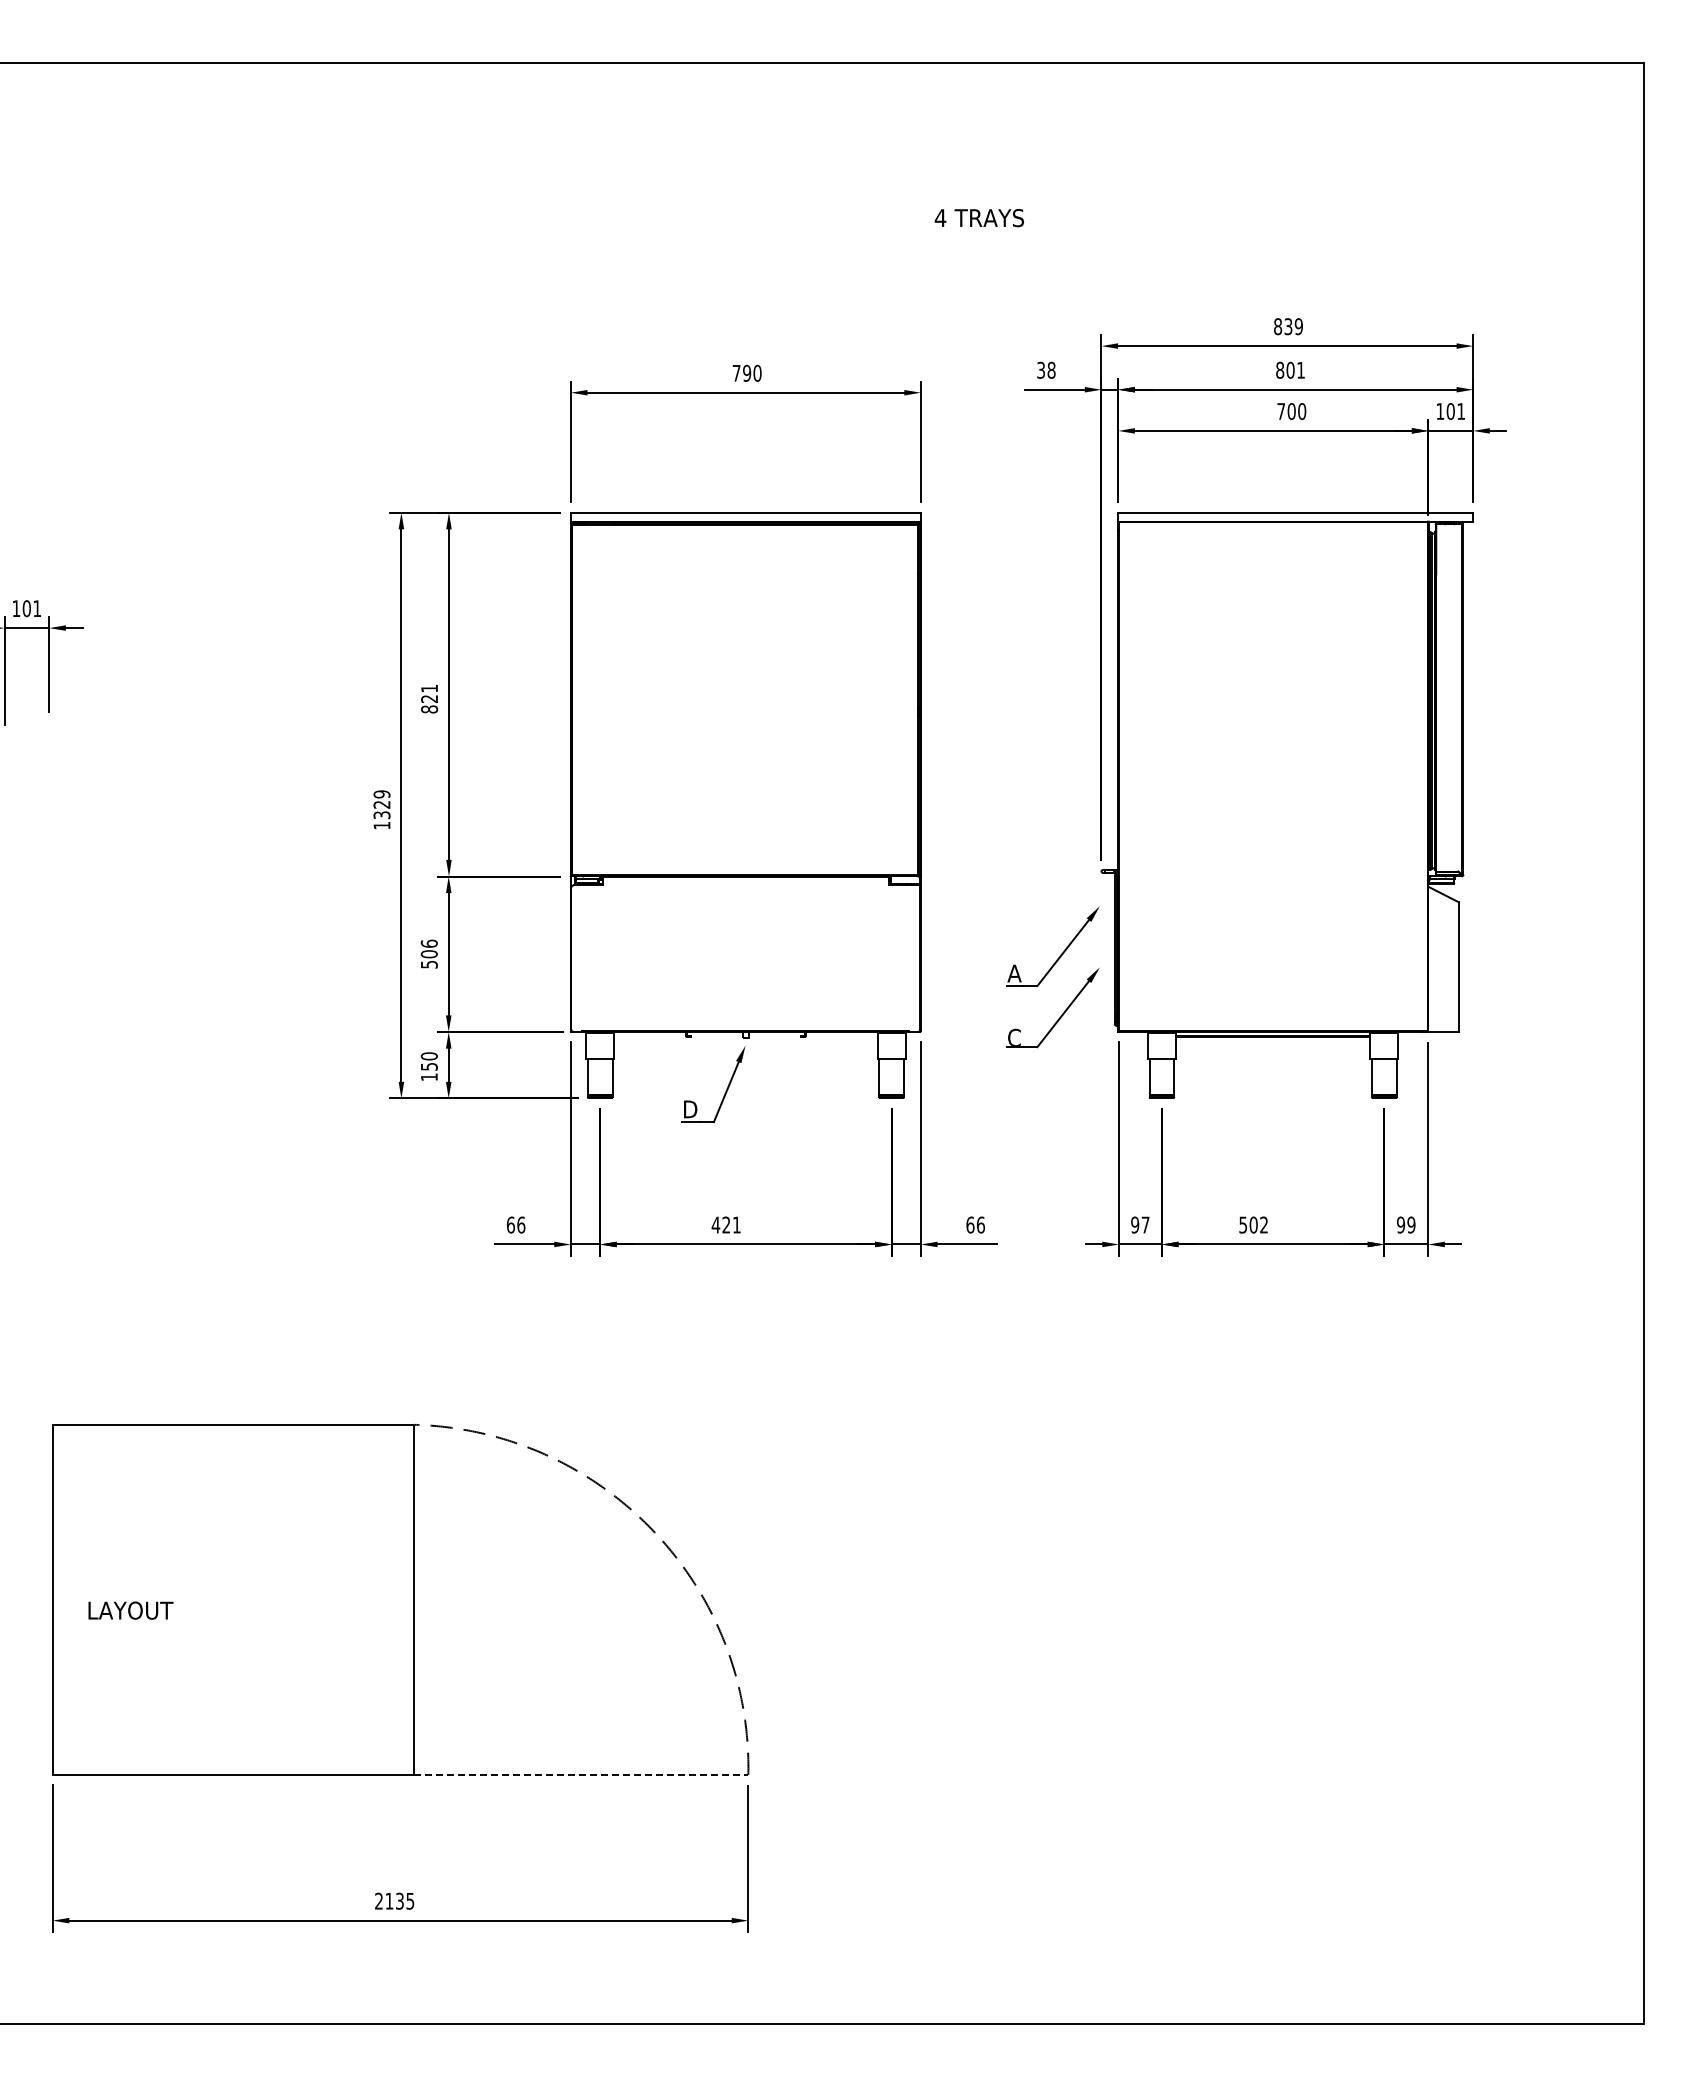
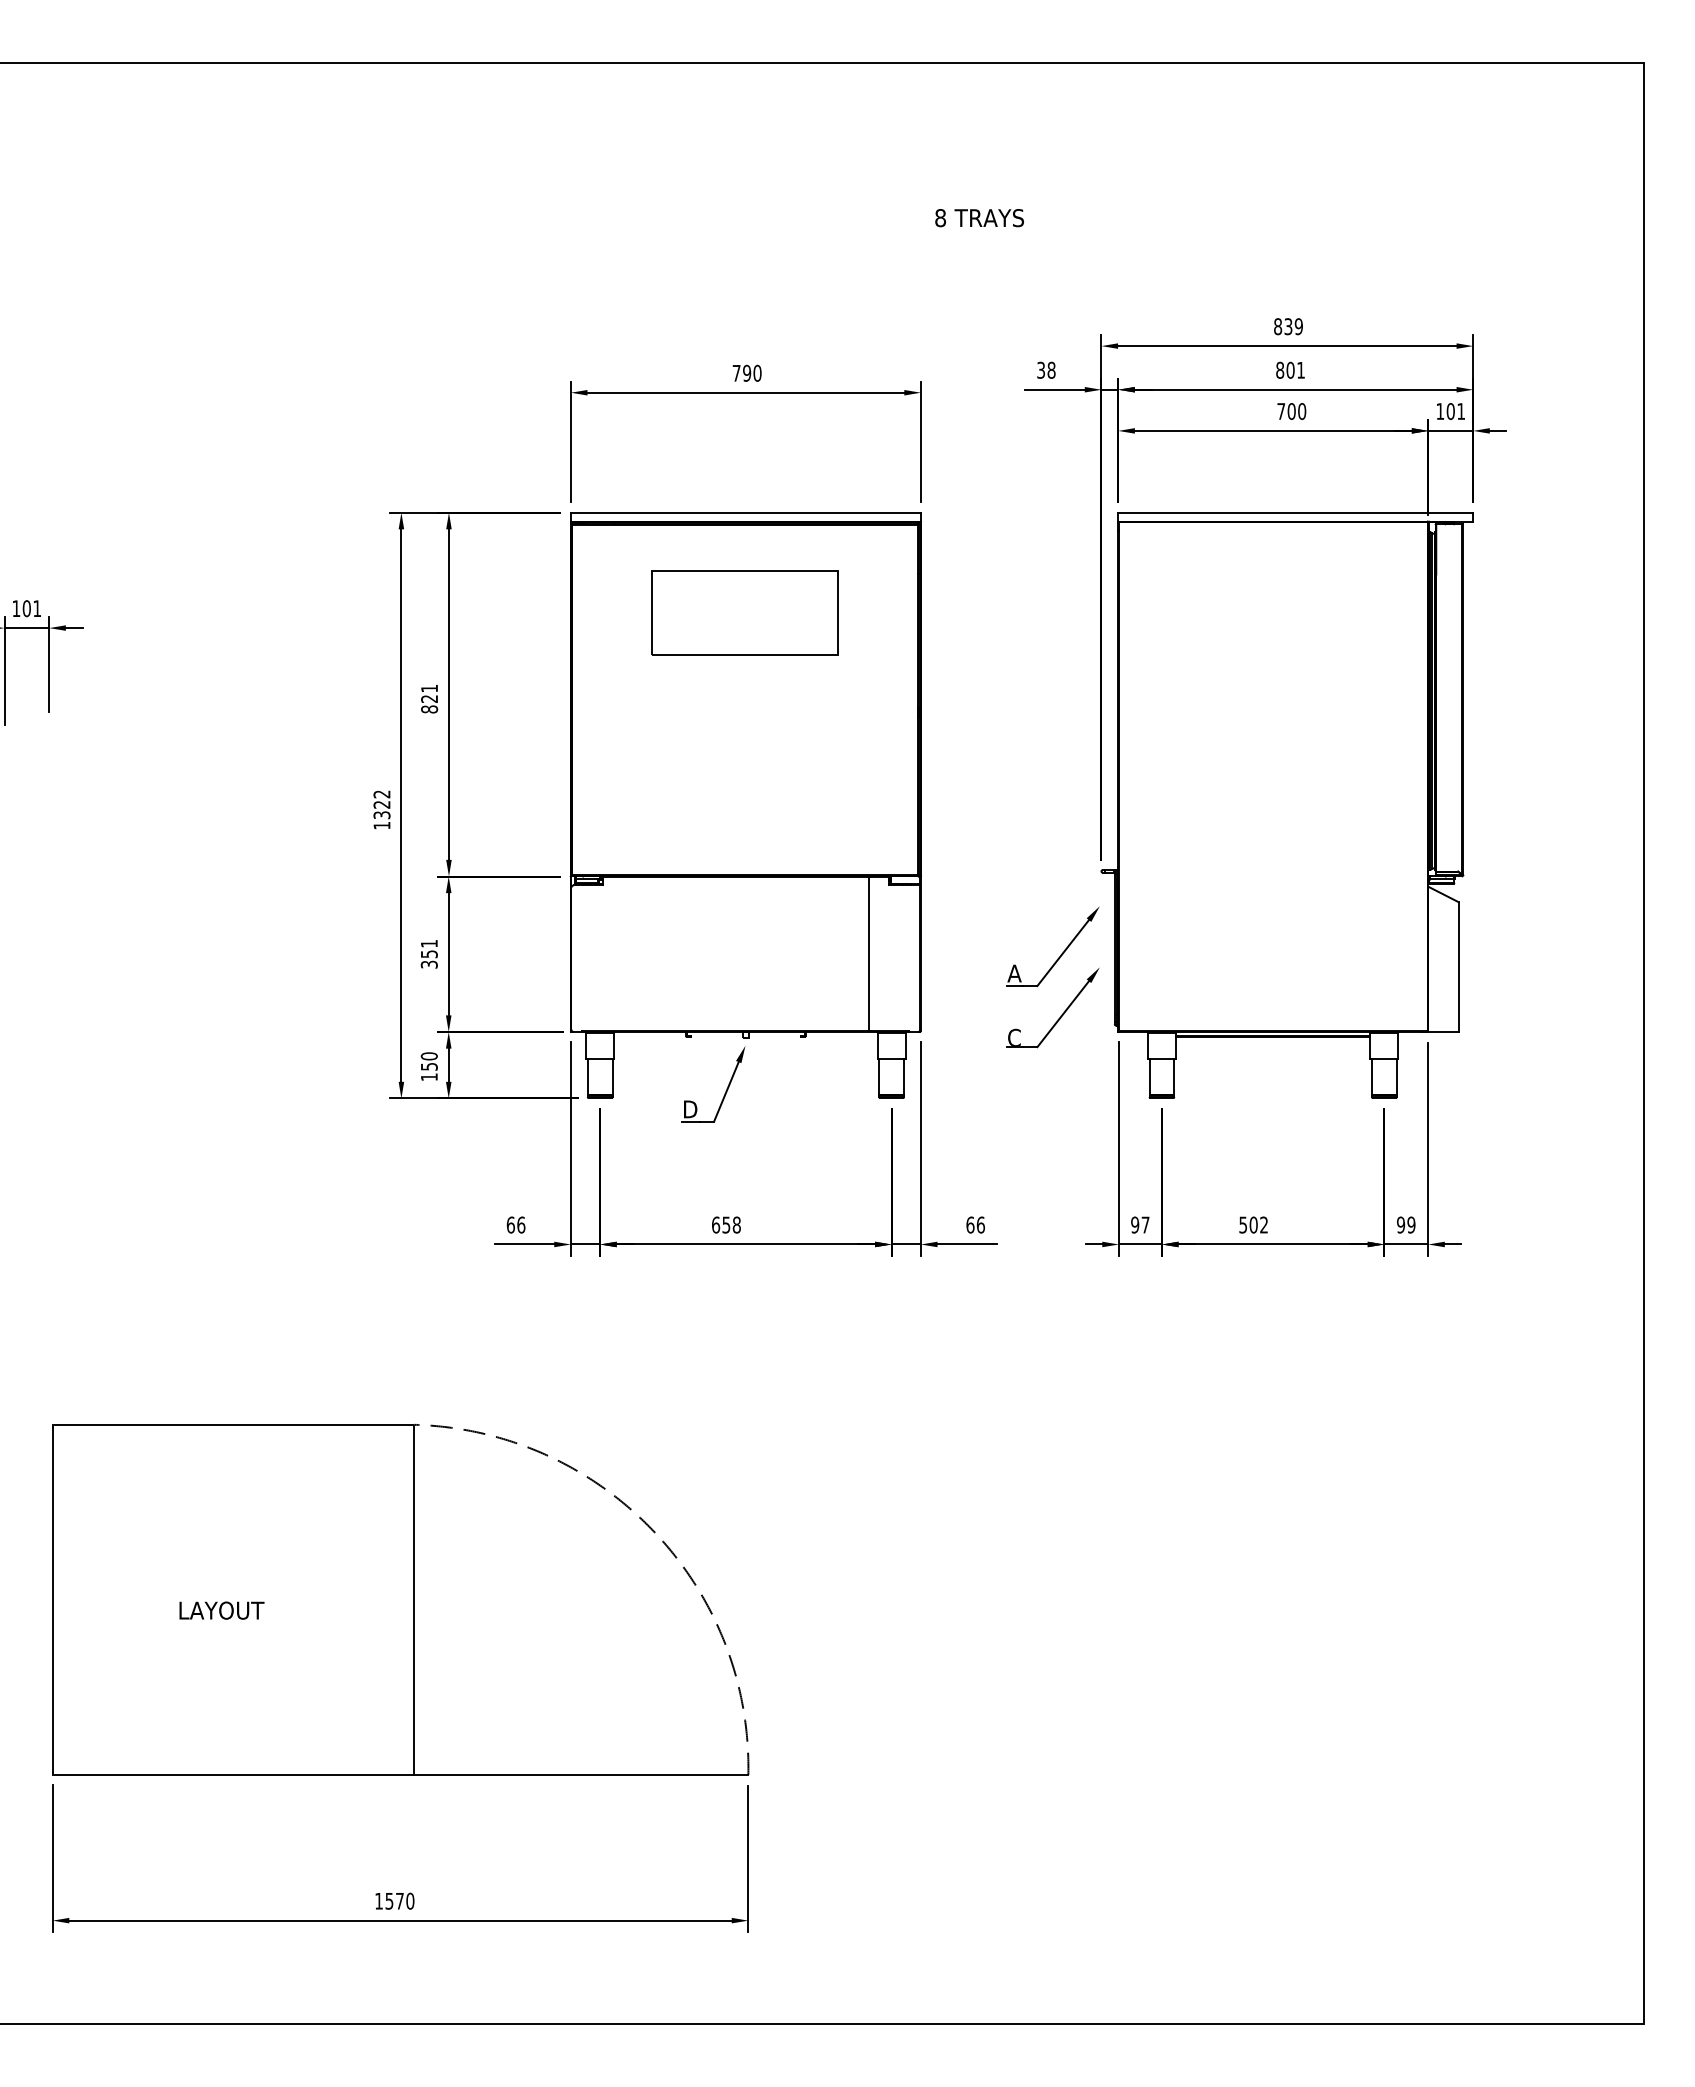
text: 4 -> 8 (940, 218)
part: none -> present (744, 612)
text: 1329 -> 1322 (381, 794)
text: 506 -> 351 (428, 953)
line: none -> present (868, 954)
text: 421 -> 658 (725, 1224)
text position: (130, 1610) -> (221, 1610) (221, 1610)
line: dashed -> solid (581, 1774)
text: 2135 -> 1570 (394, 1900)
